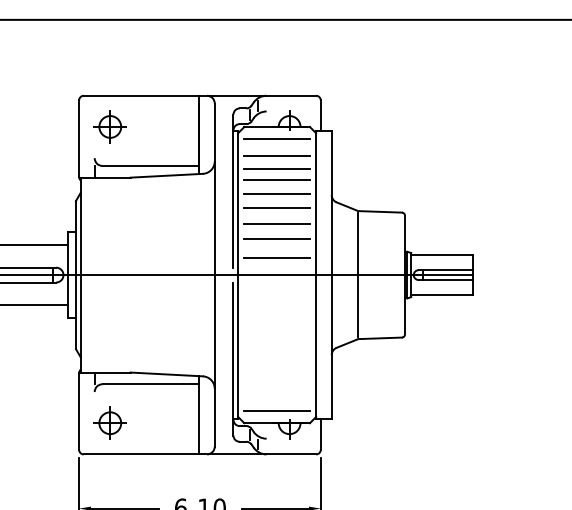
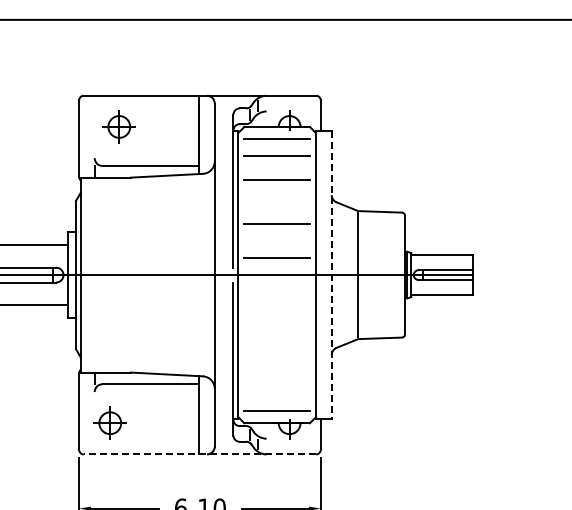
part position: (109, 126) -> (118, 126) (118, 126)
line: present -> none (276, 168)
line: present -> none (276, 194)
line: present -> none (276, 207)
line: present -> none (276, 239)
line: solid -> dashed (331, 275)
line: solid -> dashed (199, 454)
